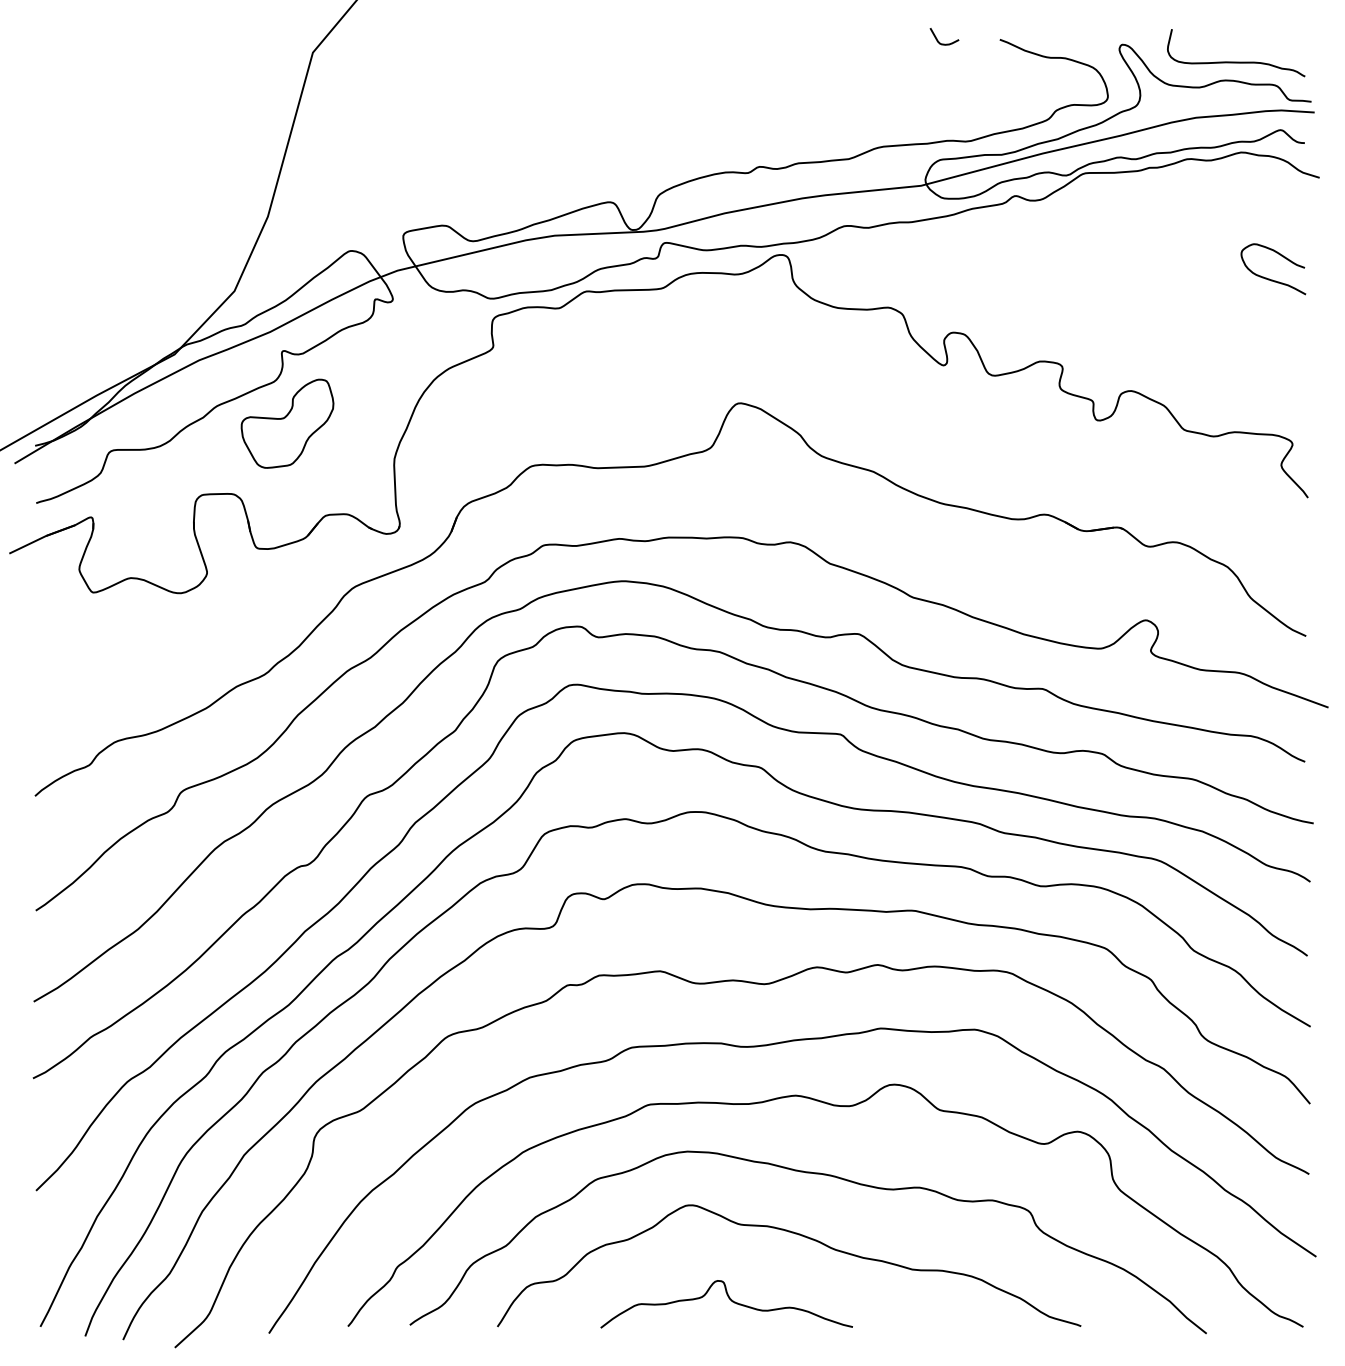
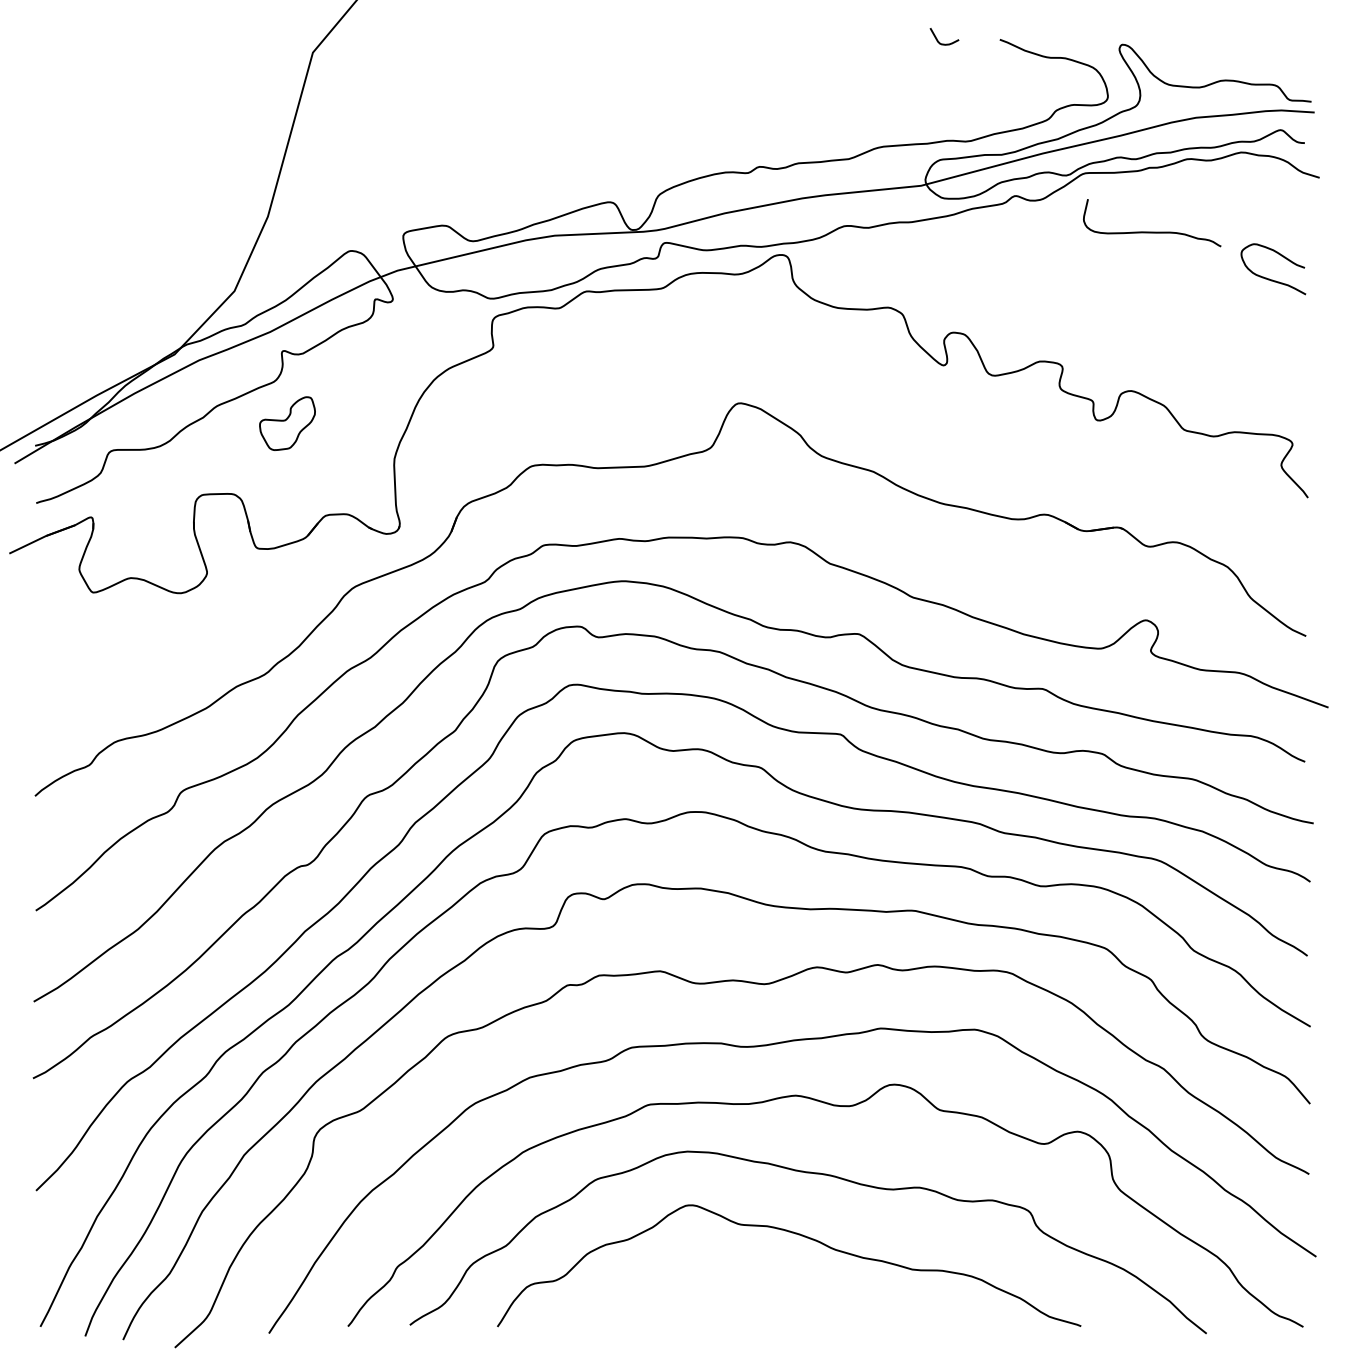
curve position: (1236, 61) -> (1152, 231) (1152, 231)
part size: 95x91 px -> 57x55 px (287, 423)
curve: present -> none (730, 1300)
